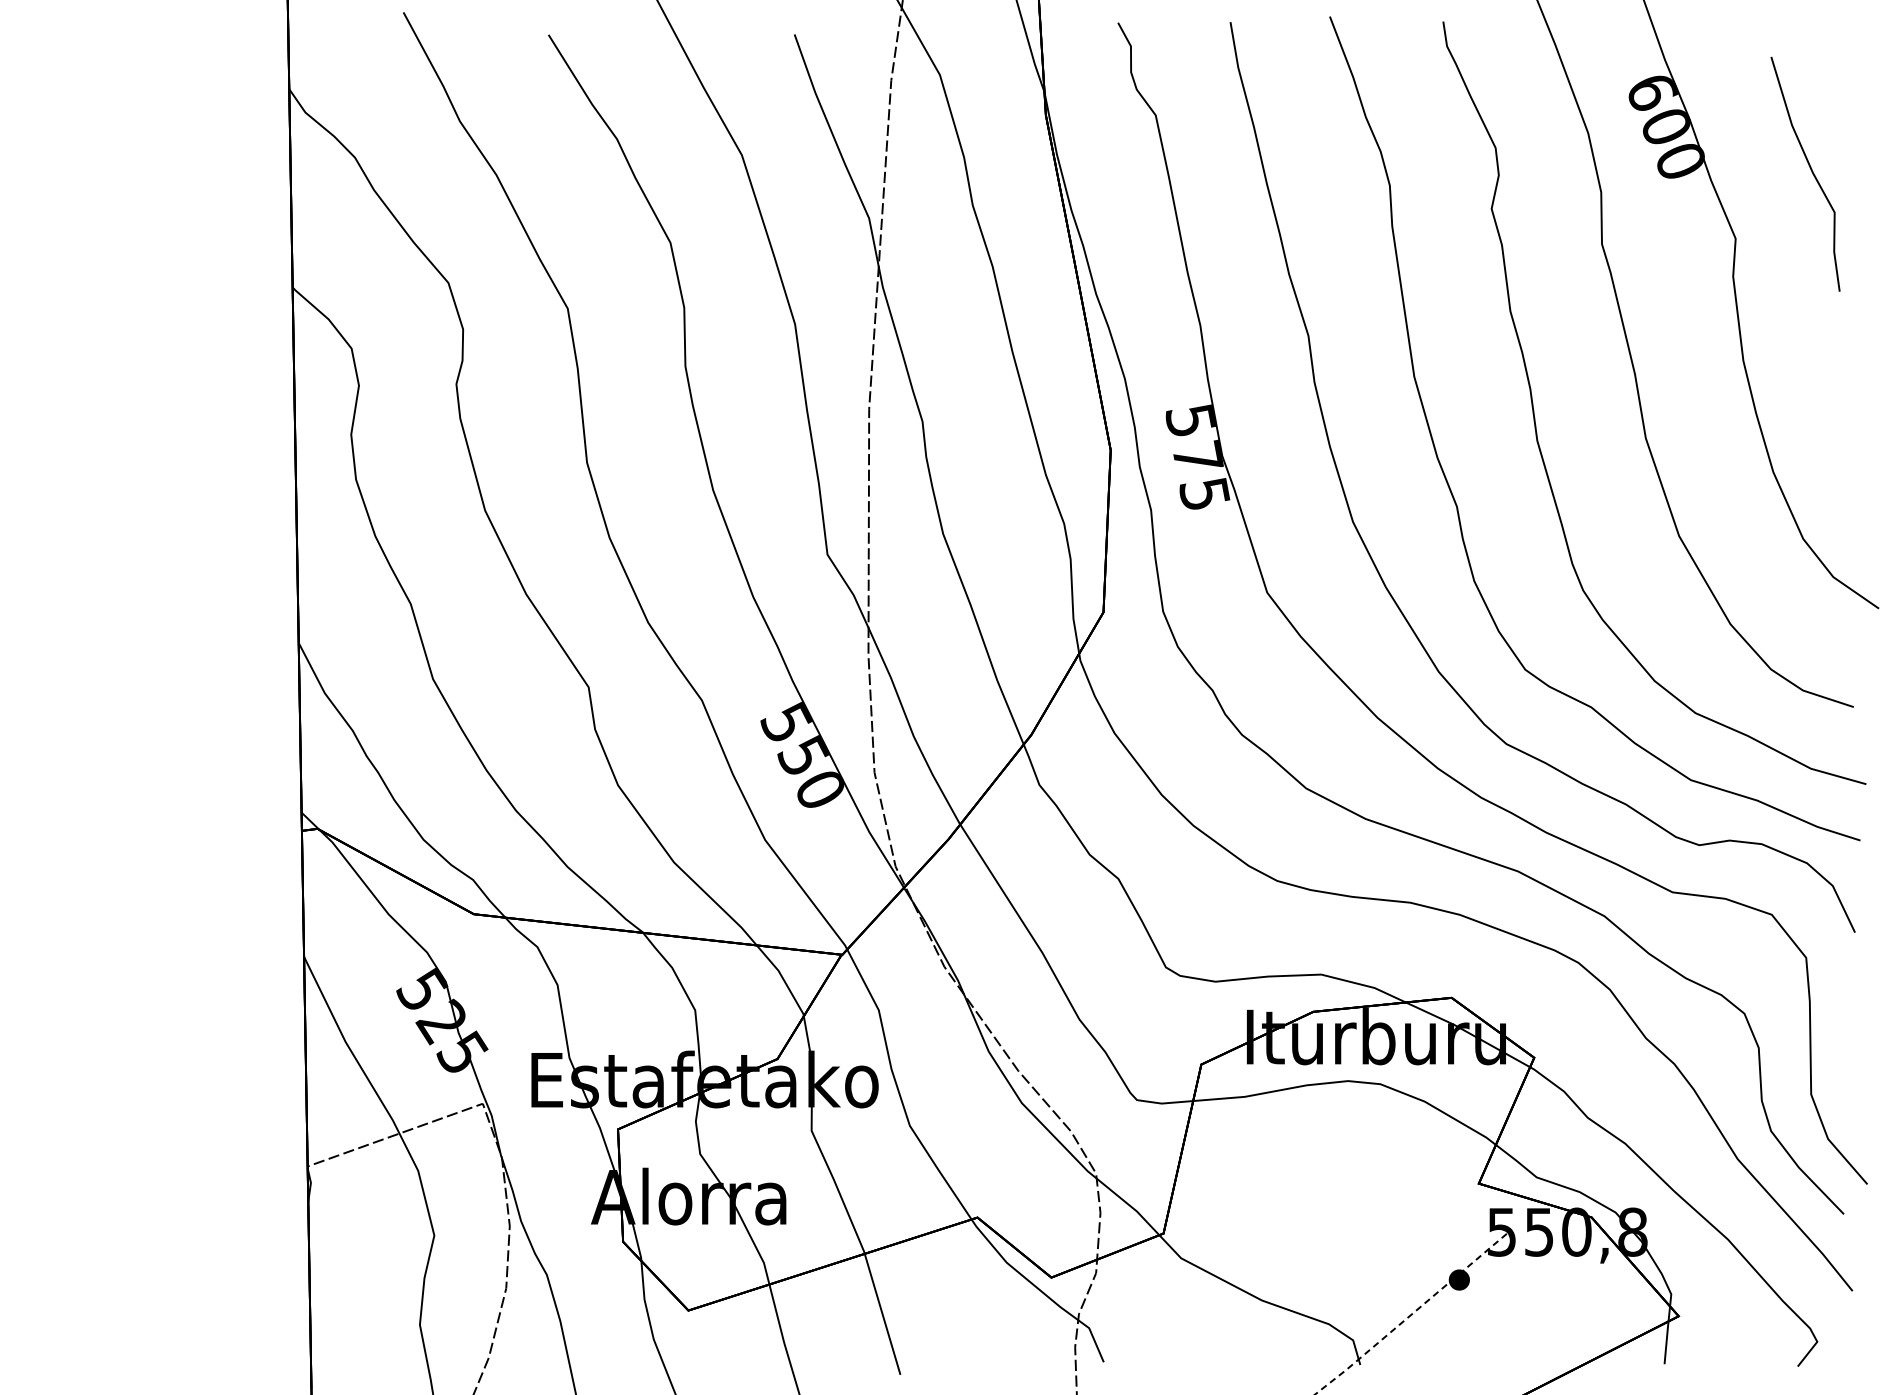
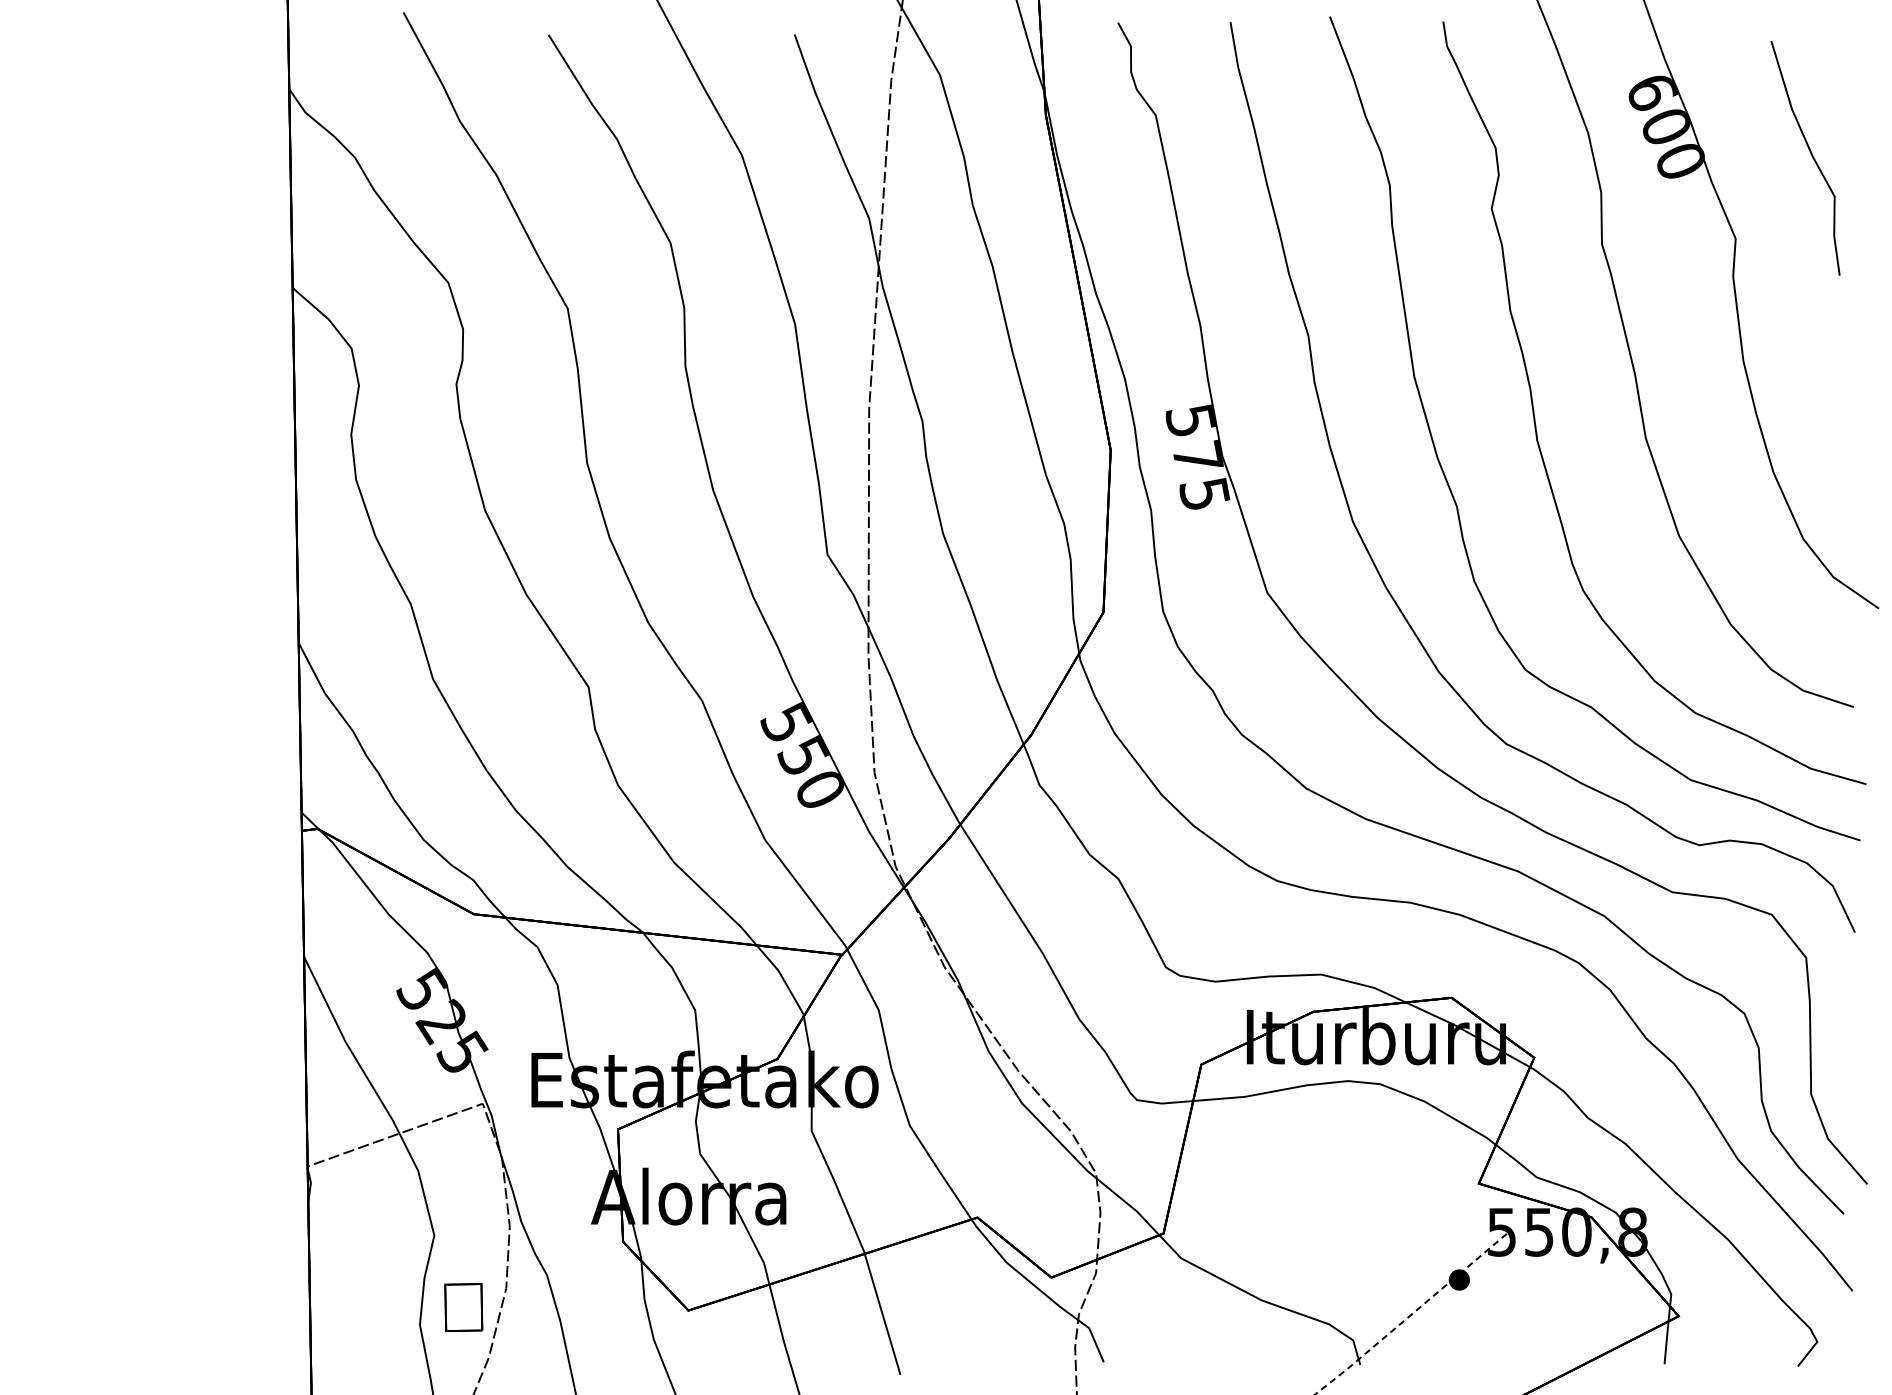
curve position: (1810, 170) -> (1810, 154) (1810, 154)
part: none -> present (463, 1307)
